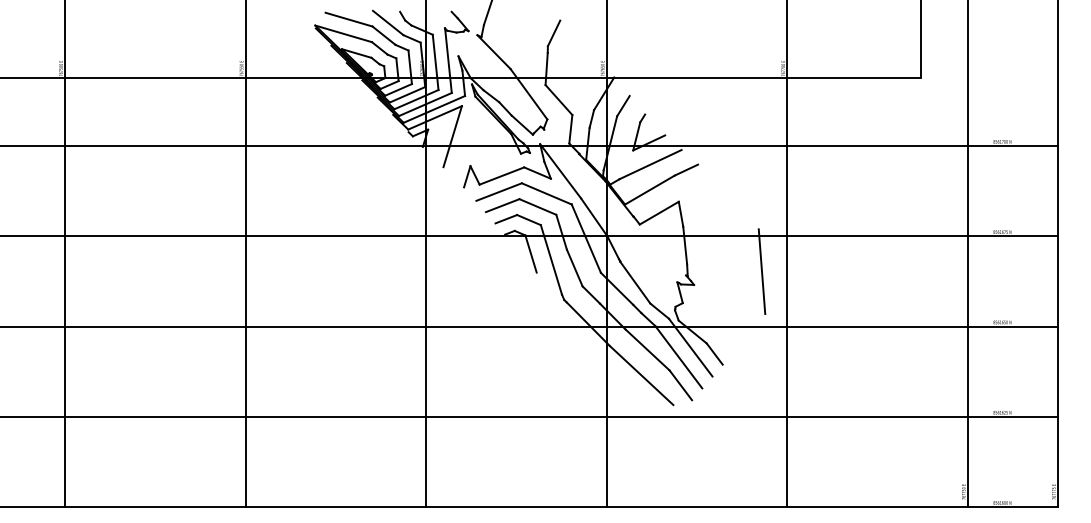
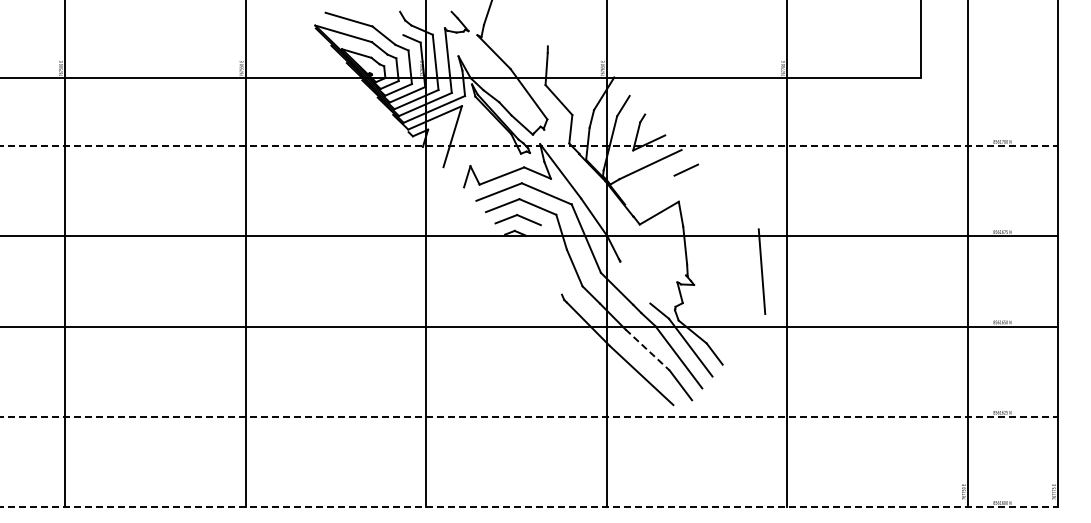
line: present -> none (387, 22)
line: present -> none (553, 33)
line: solid -> dashed (529, 146)
line: present -> none (649, 189)
line: present -> none (530, 253)
line: present -> none (551, 259)
line: present -> none (635, 282)
line: solid -> dashed (647, 350)
line: solid -> dashed (529, 416)
line: solid -> dashed (529, 507)
